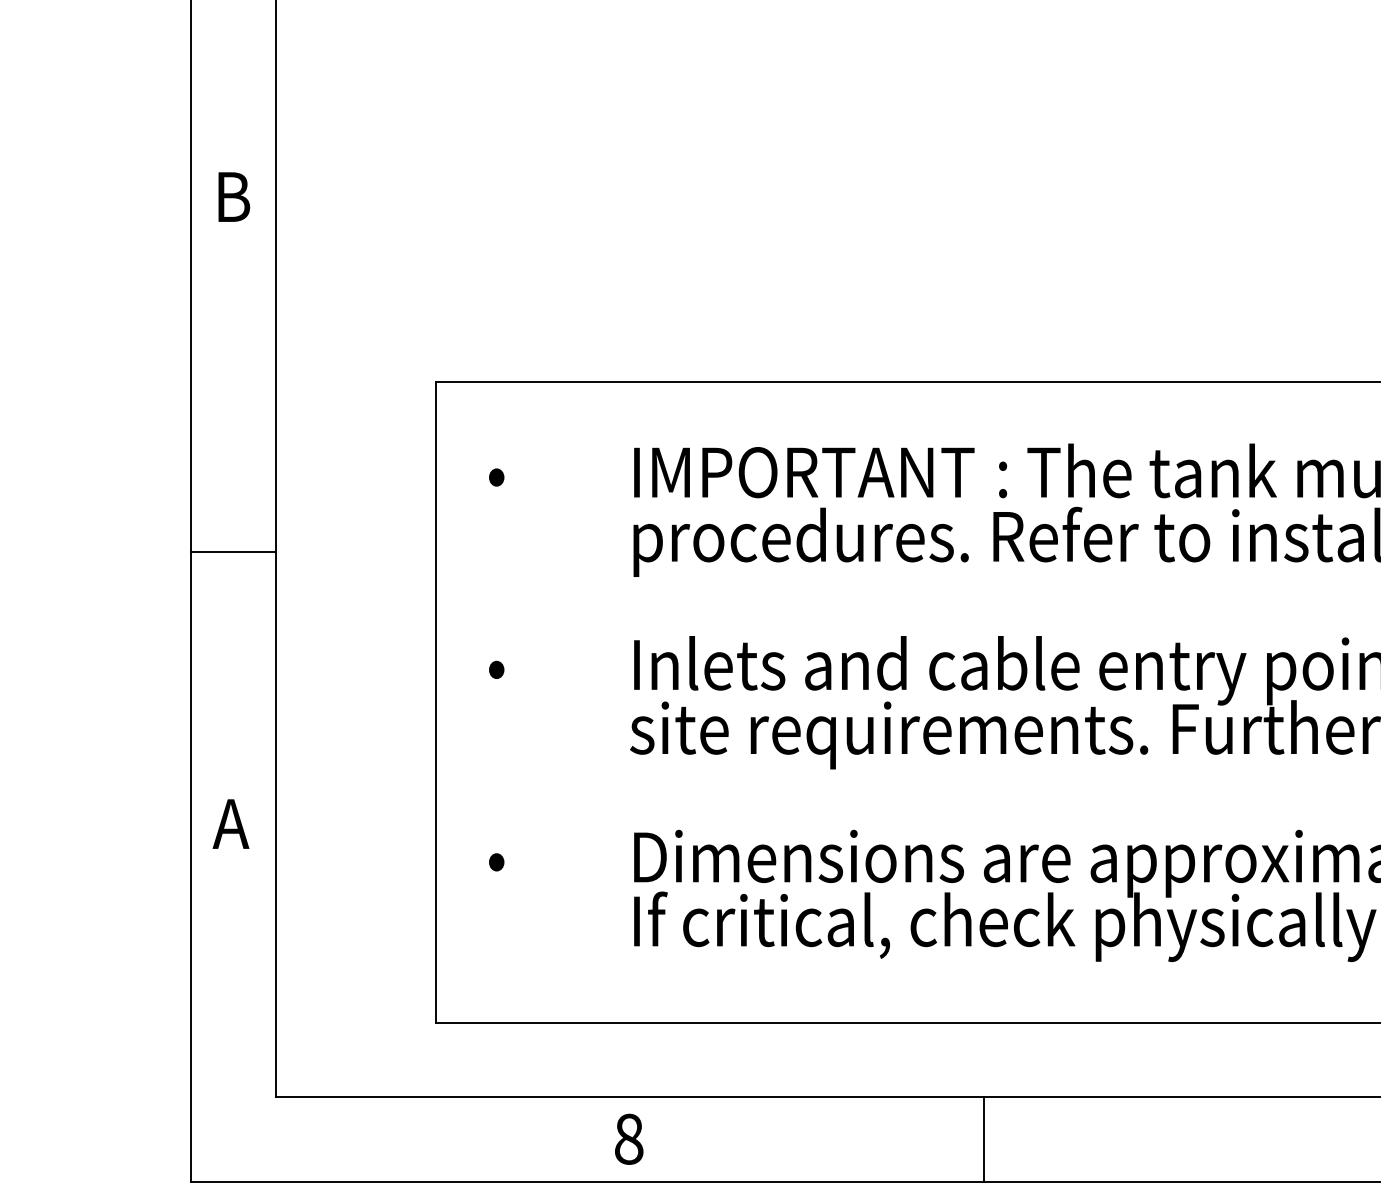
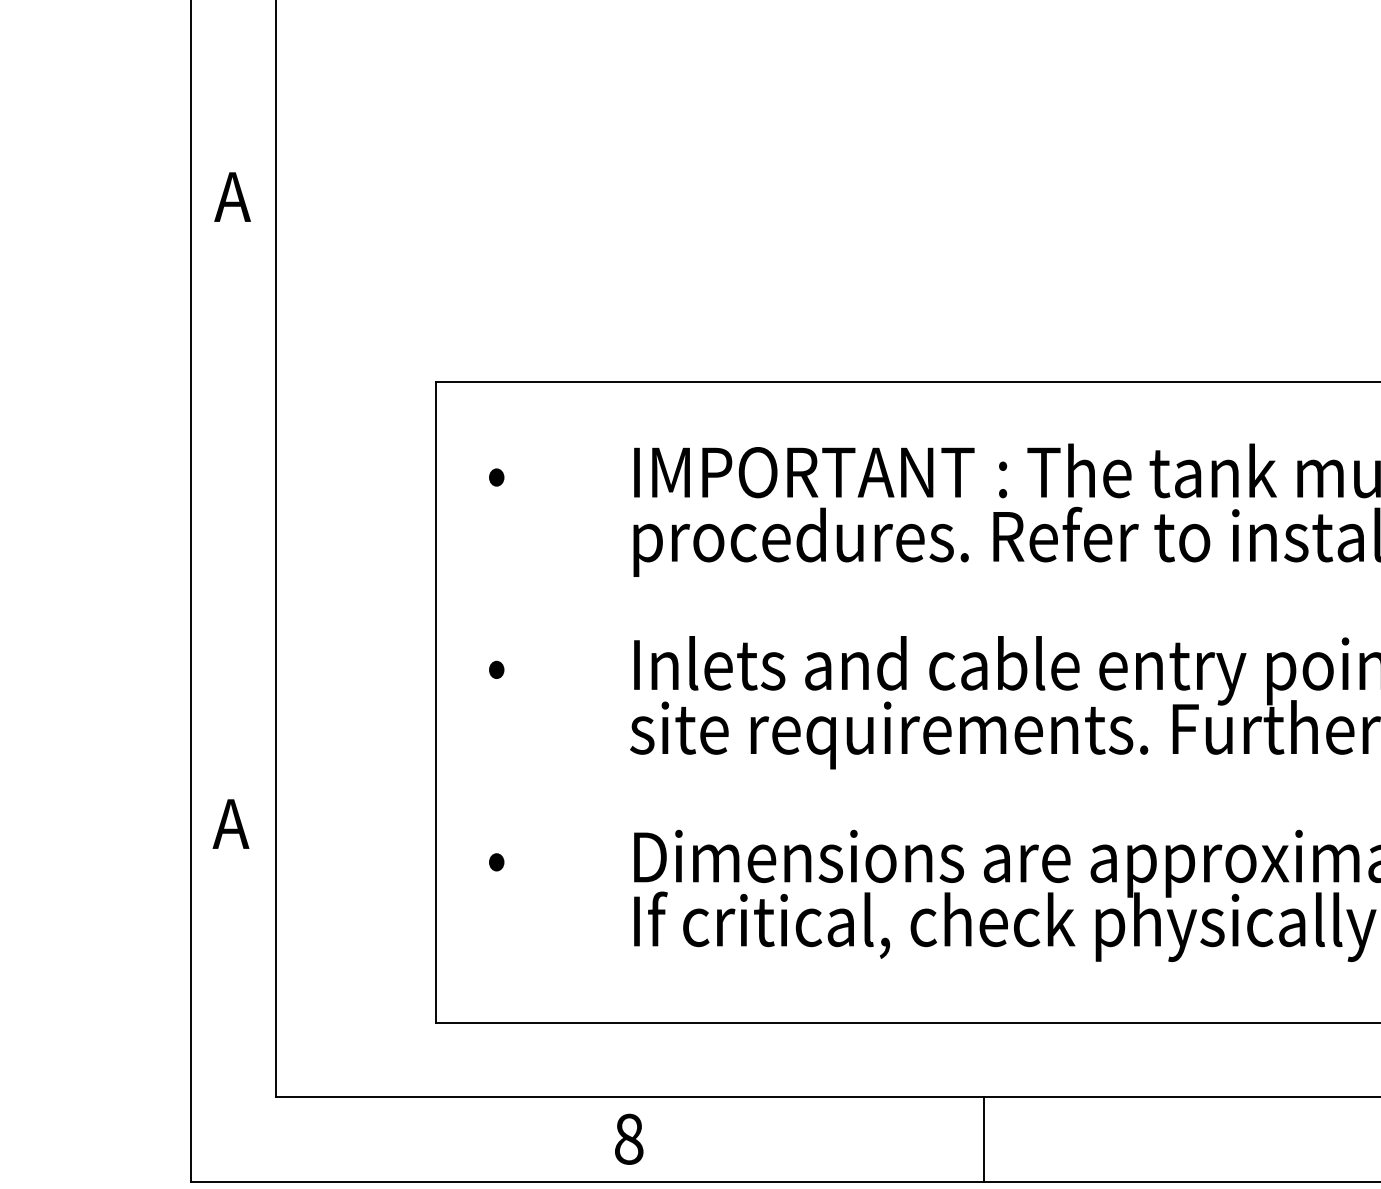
text: B -> A (232, 196)
line: present -> none (232, 551)
